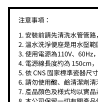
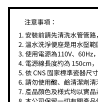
text position: (33, 19) -> (39, 21) (39, 21)
